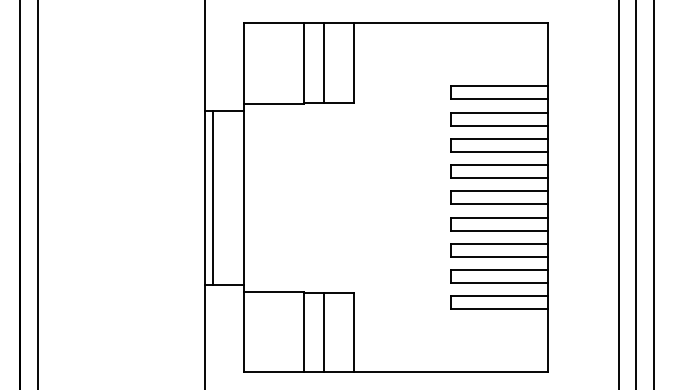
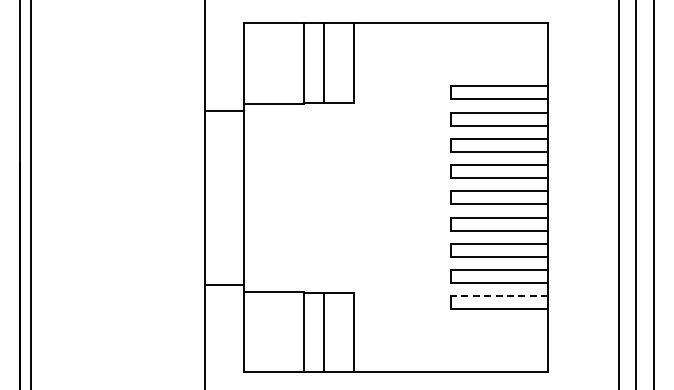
line position: (37, 194) -> (30, 194) (30, 194)
line: present -> none (212, 197)
line: solid -> dashed (499, 296)
